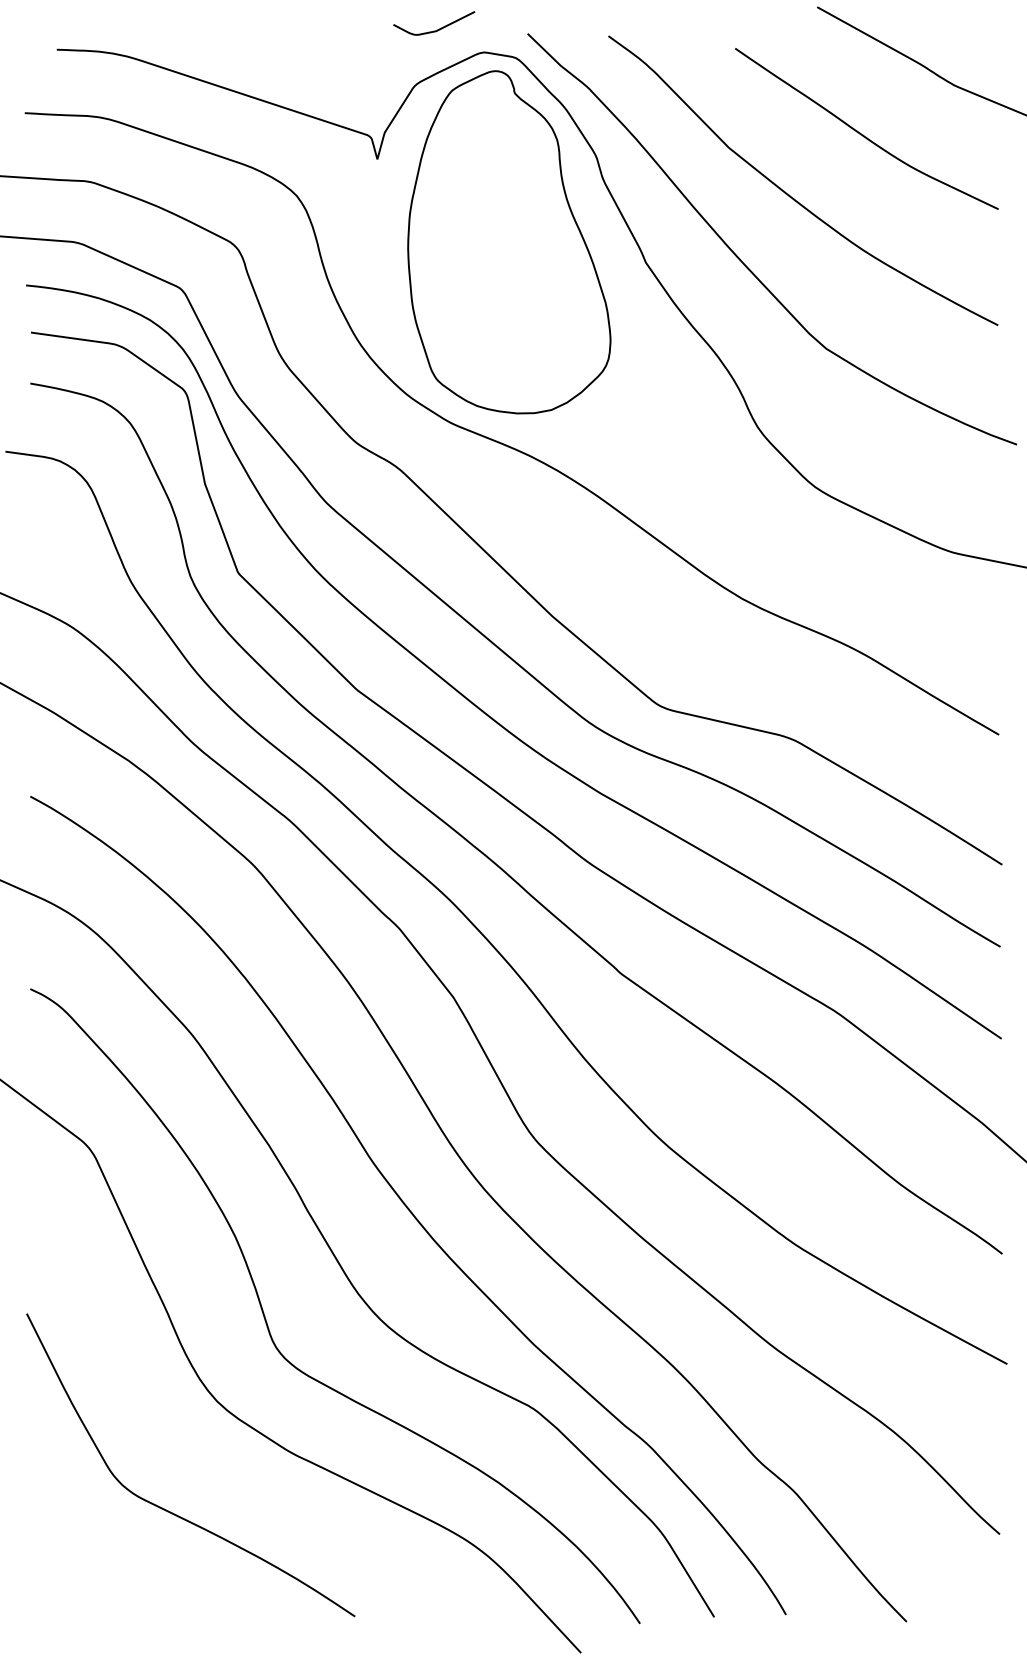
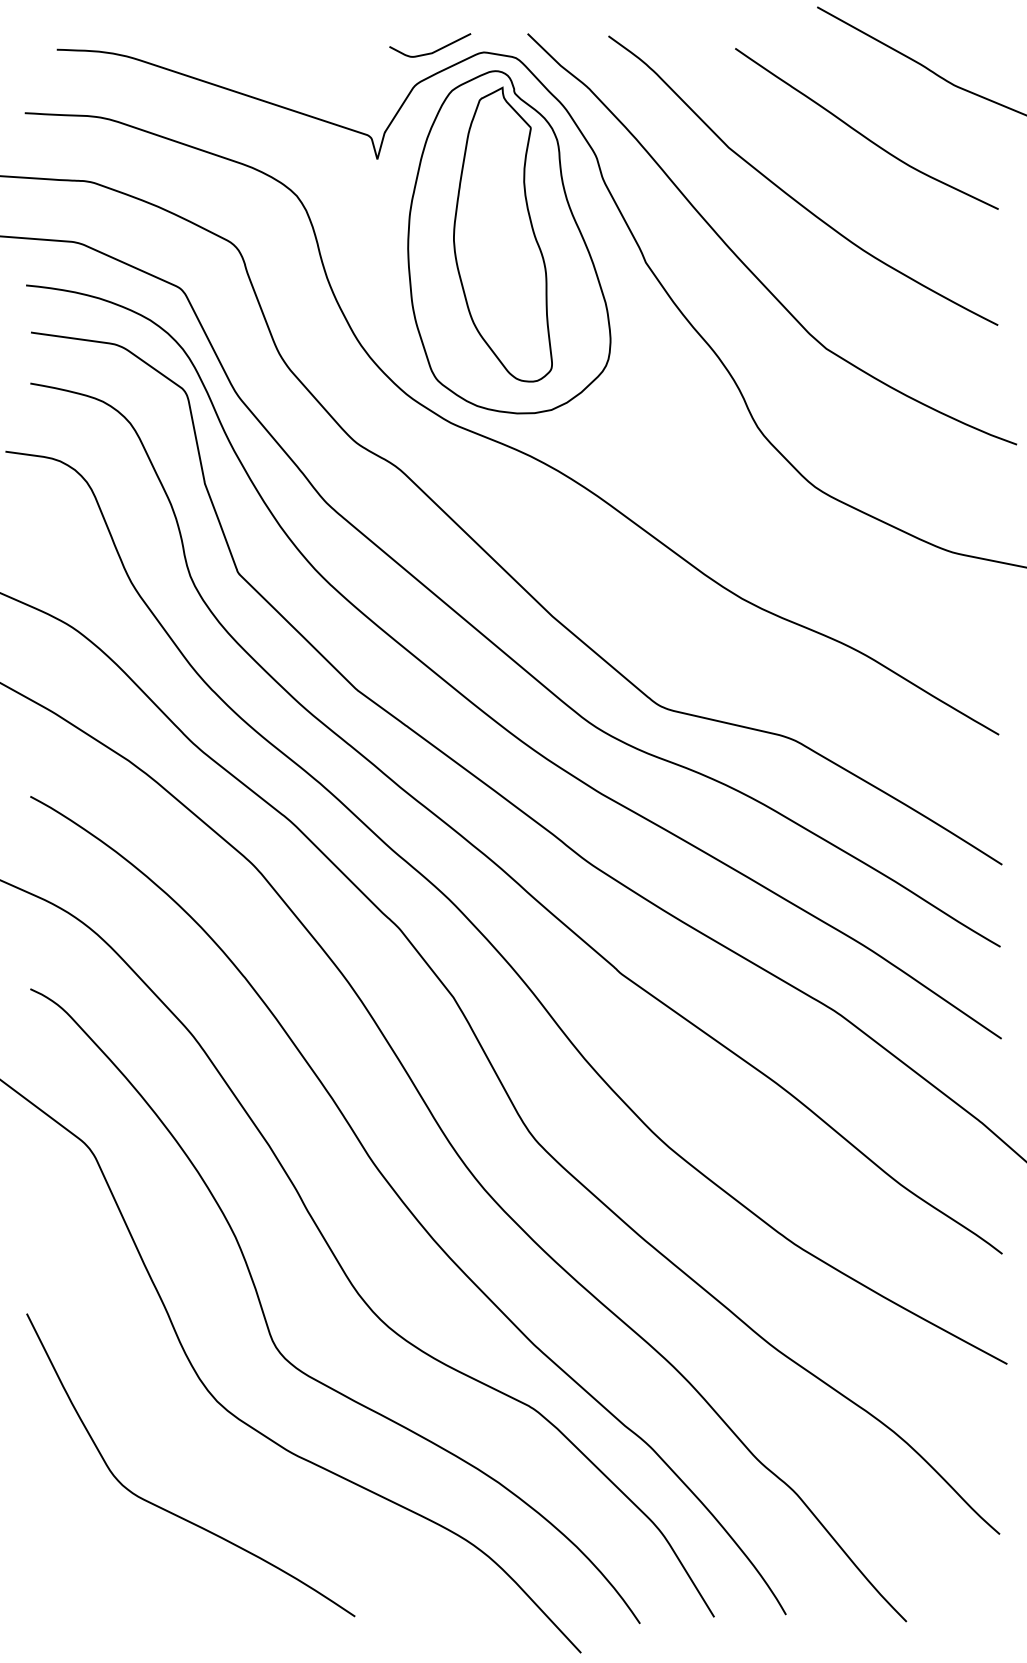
curve position: (437, 29) -> (433, 51) (433, 51)
part: none -> present (502, 234)
